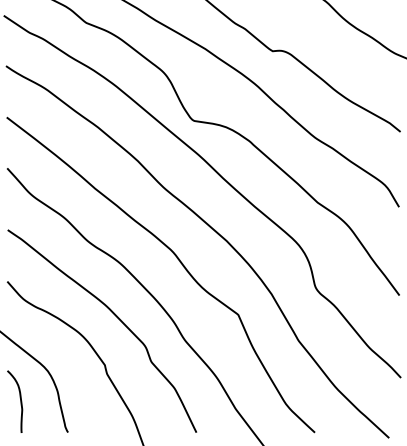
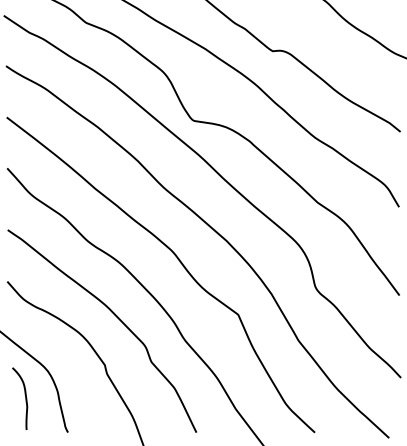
curve position: (20, 401) -> (25, 398) (25, 398)
